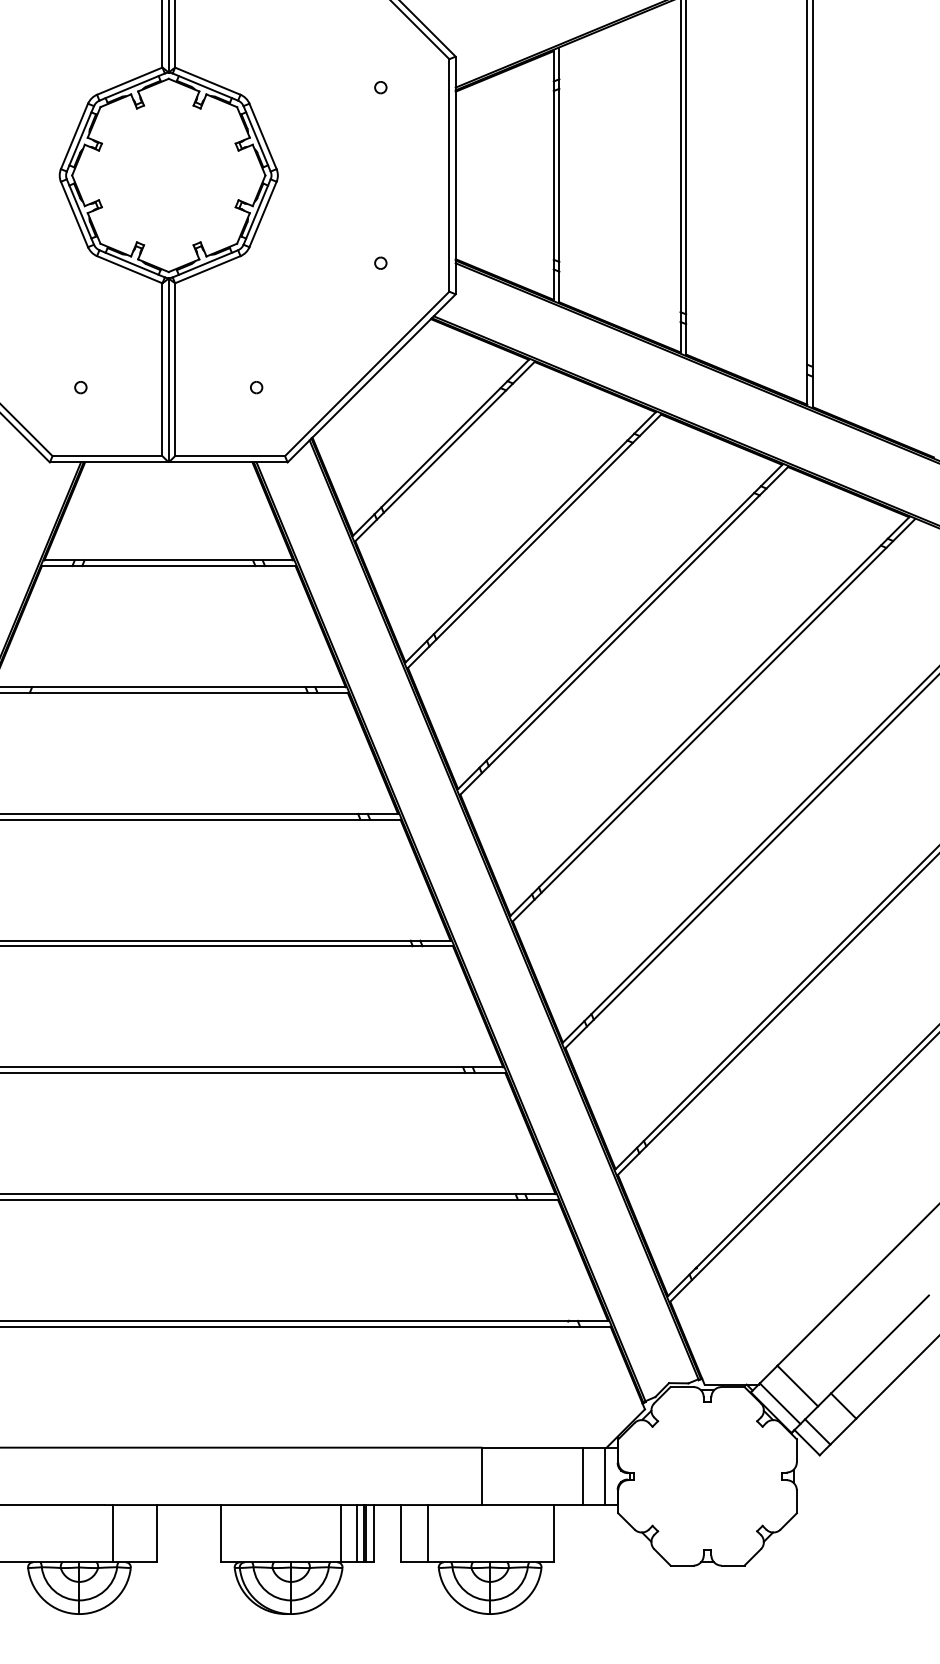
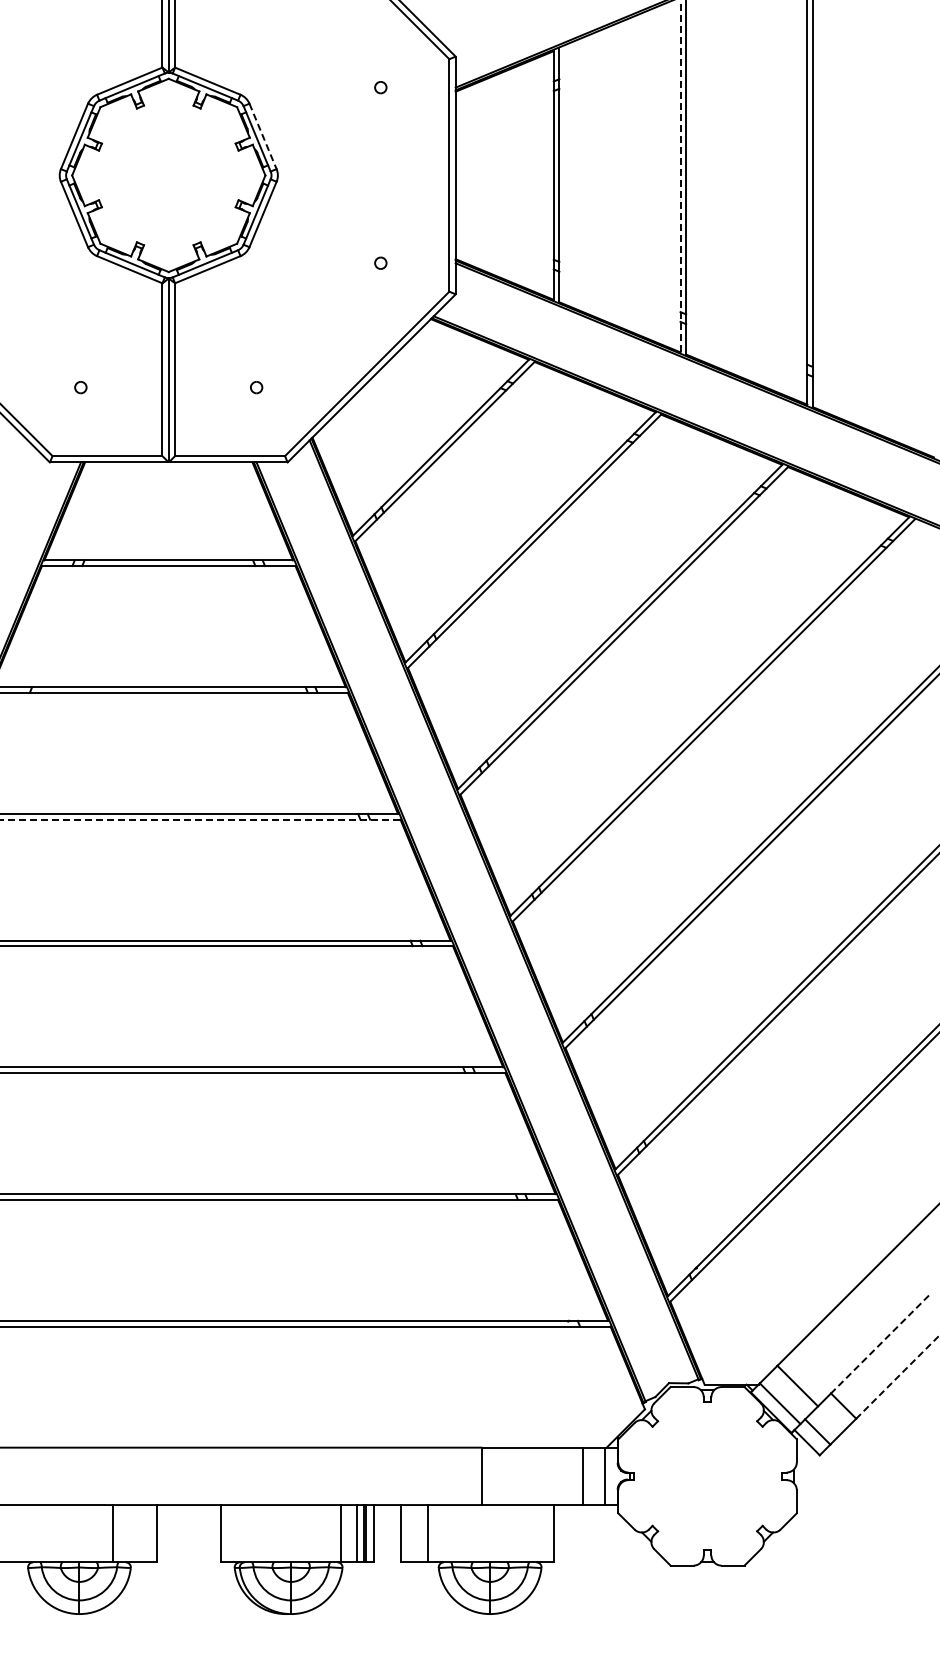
line: solid -> dashed (263, 136)
line: solid -> dashed (680, 176)
line: solid -> dashed (199, 819)
line: solid -> dashed (879, 1344)
line: solid -> dashed (897, 1377)
